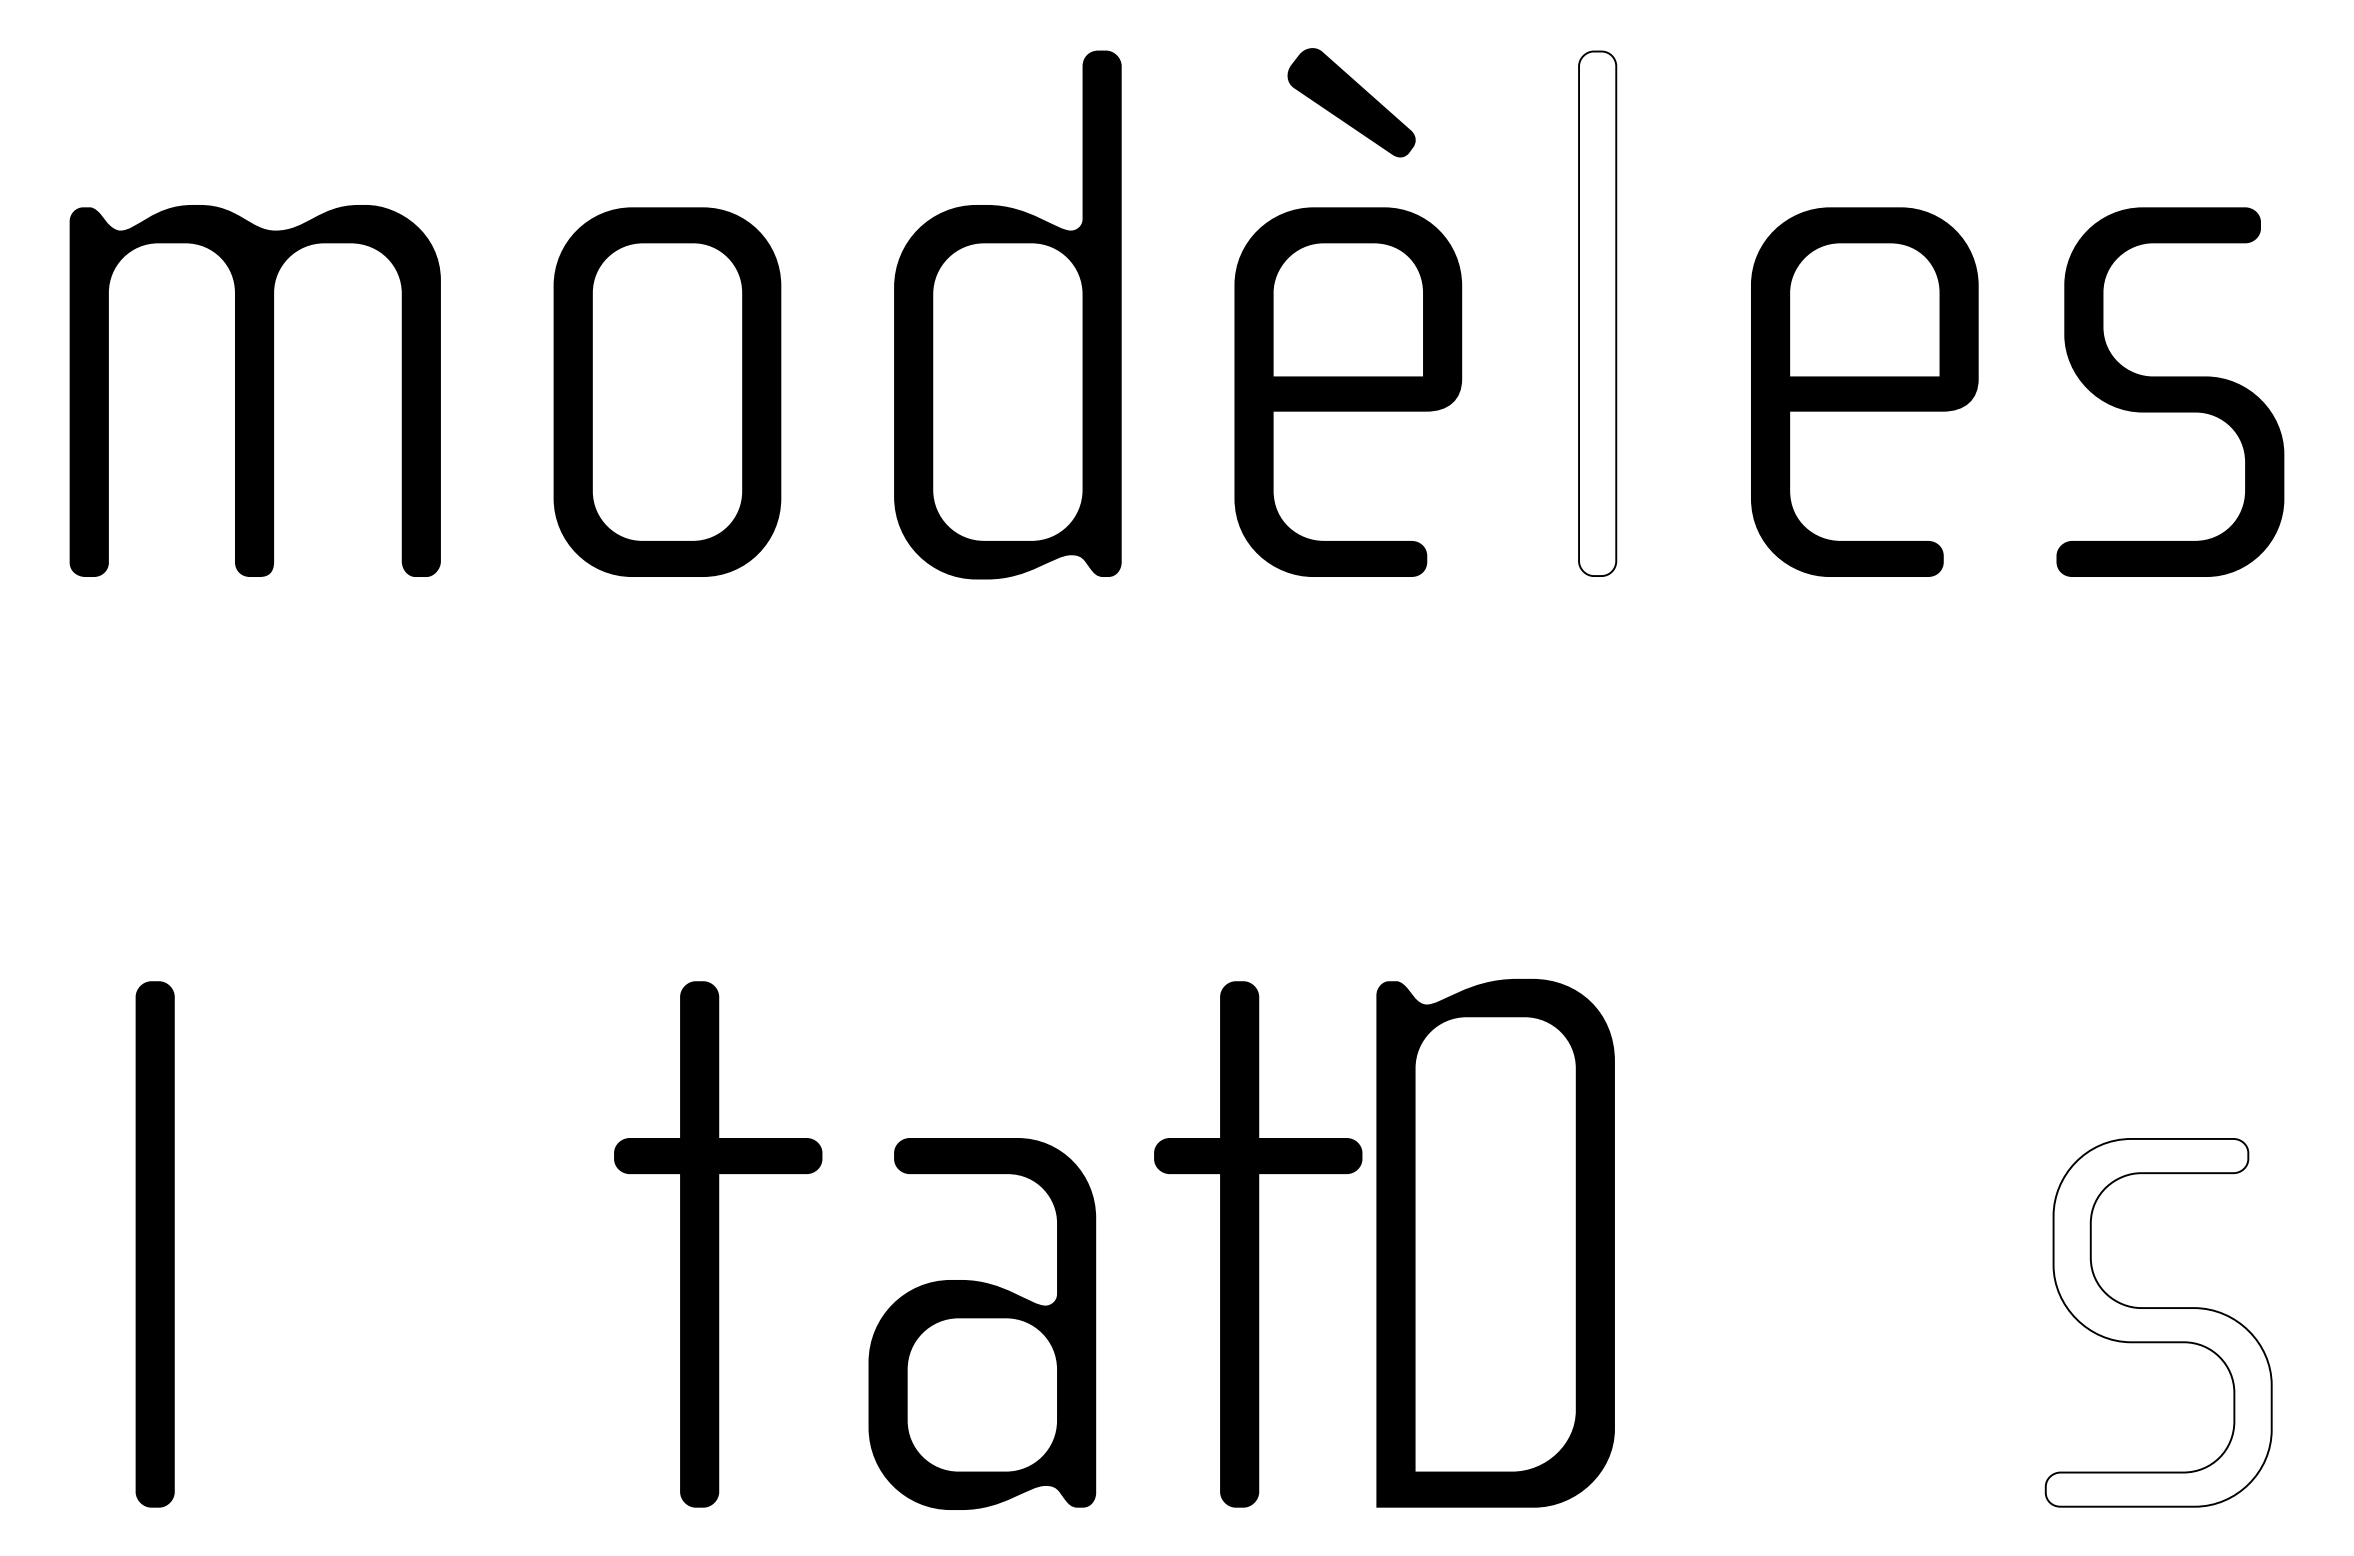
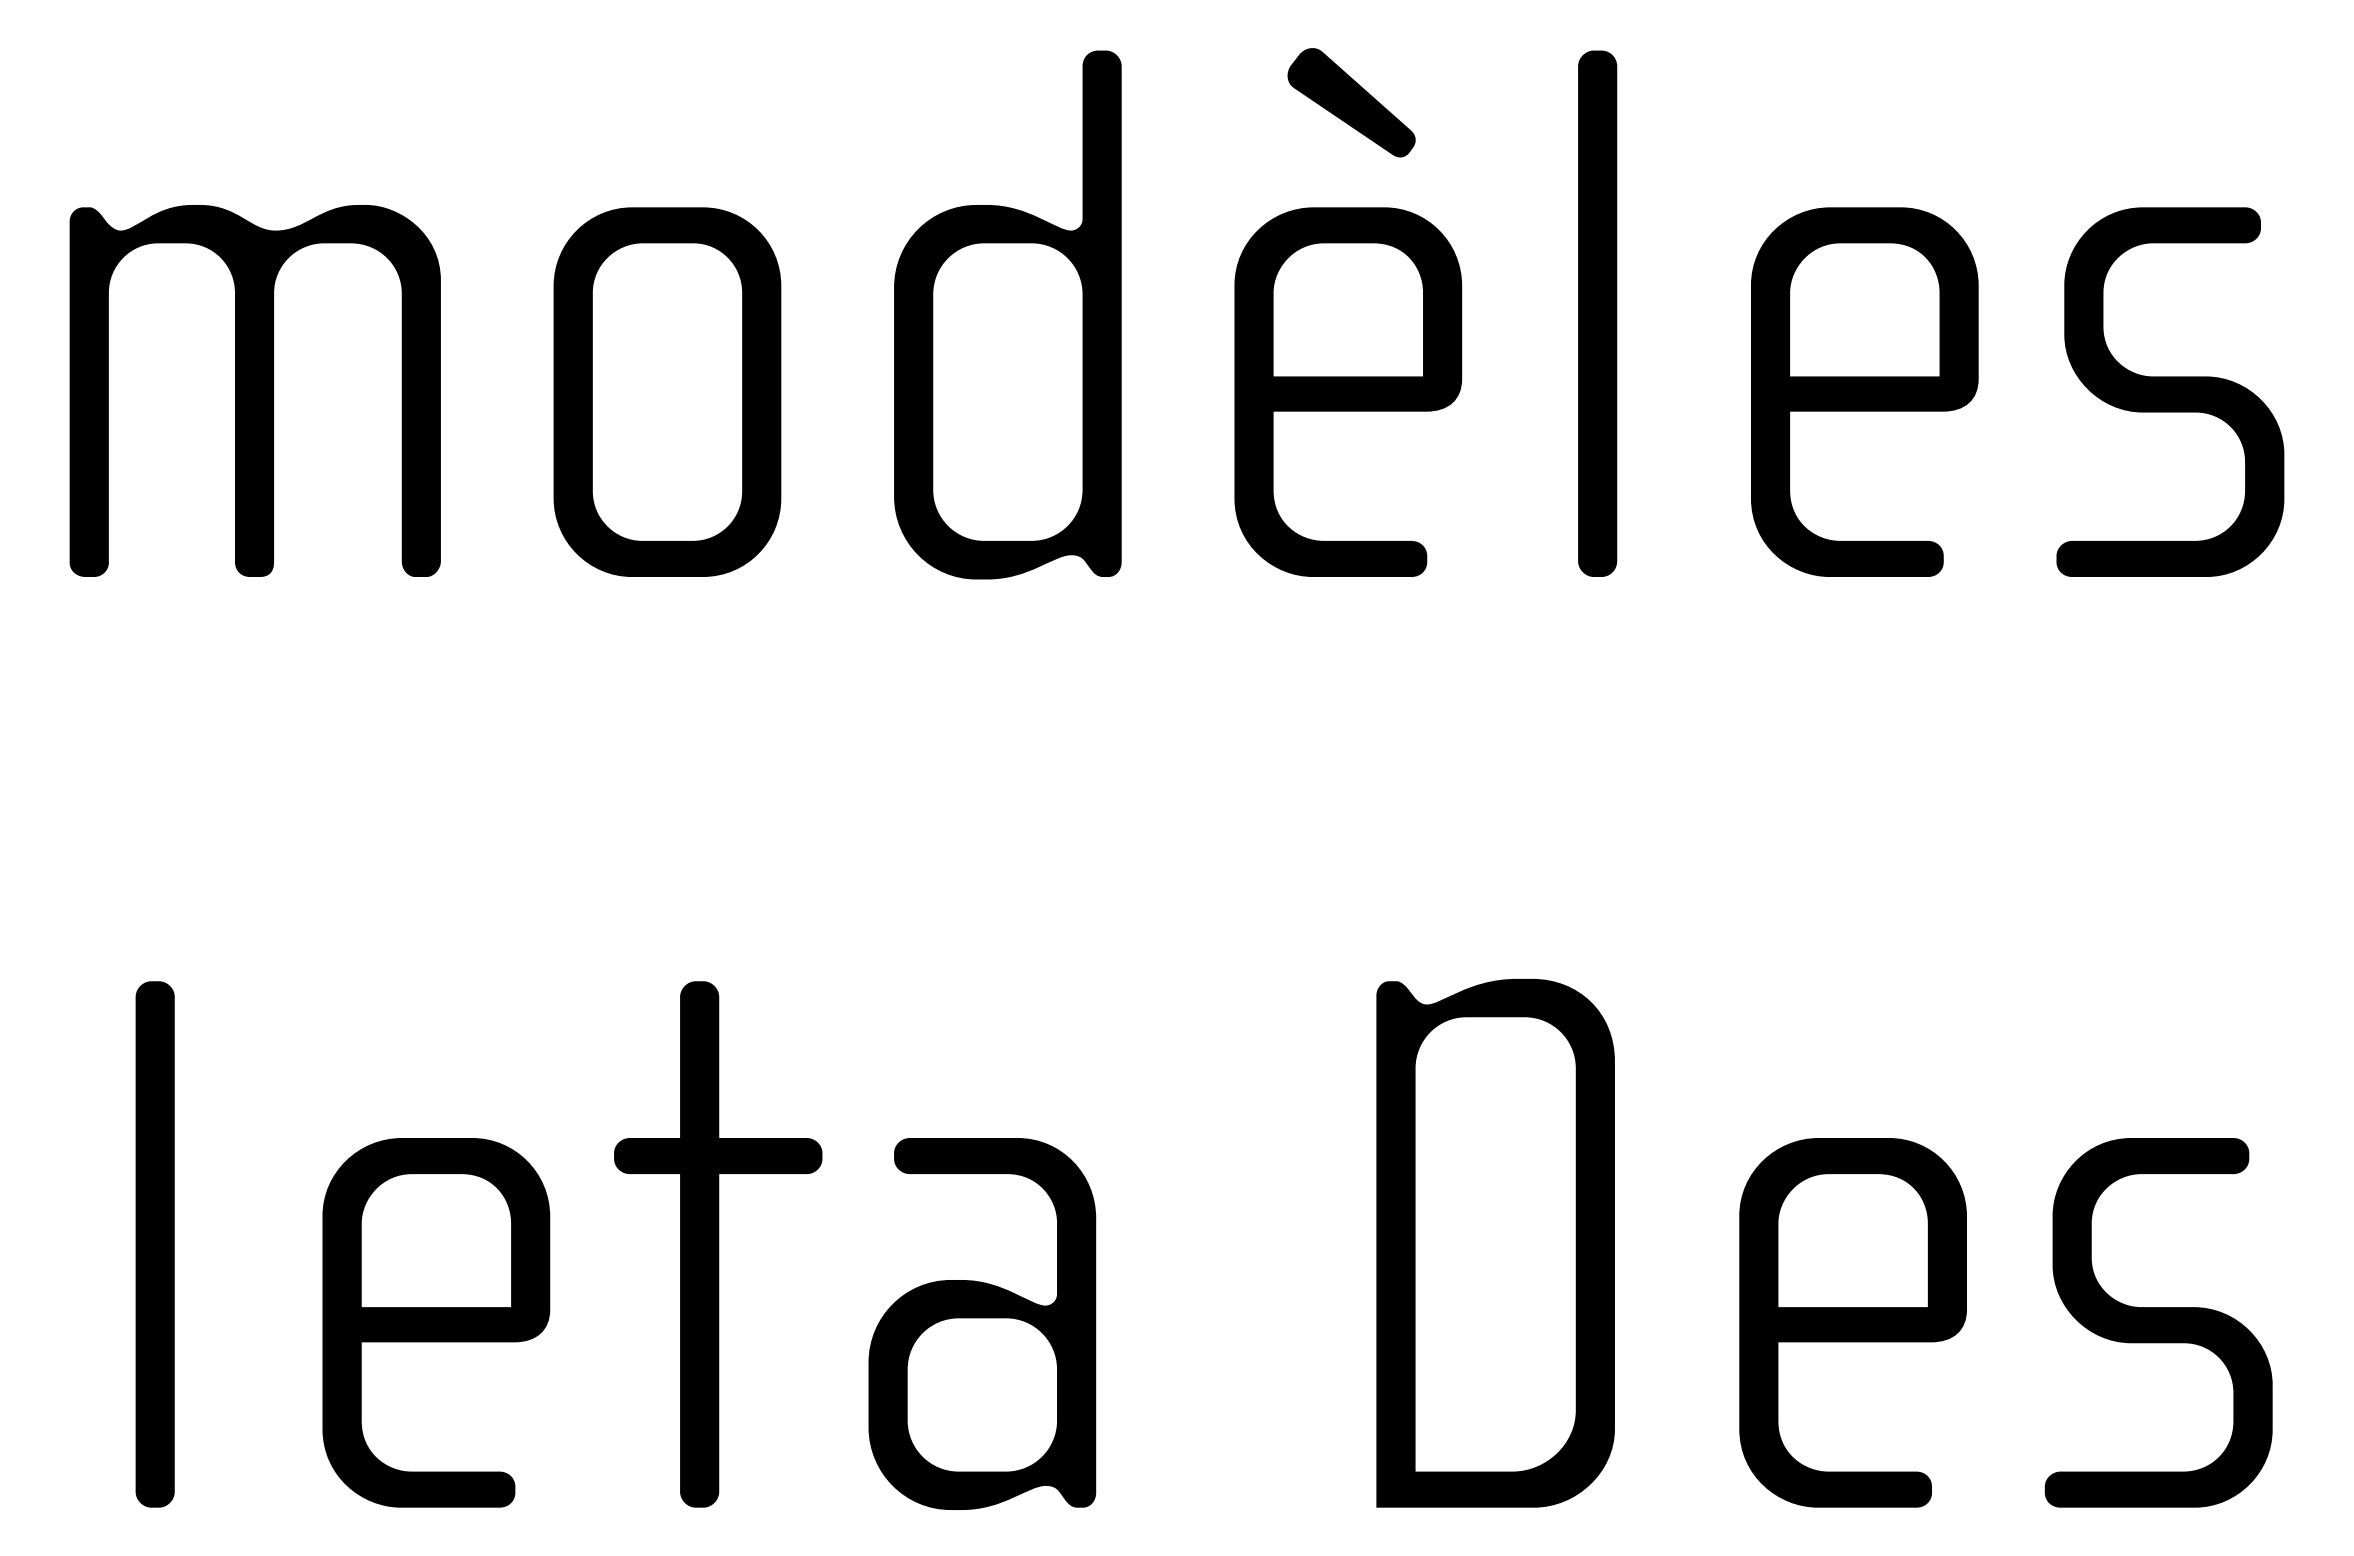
fill: none -> present (1597, 313)
part: present -> none (1258, 1244)
part: none -> present (436, 1322)
part: none -> present (1852, 1322)
fill: none -> present (2158, 1322)
